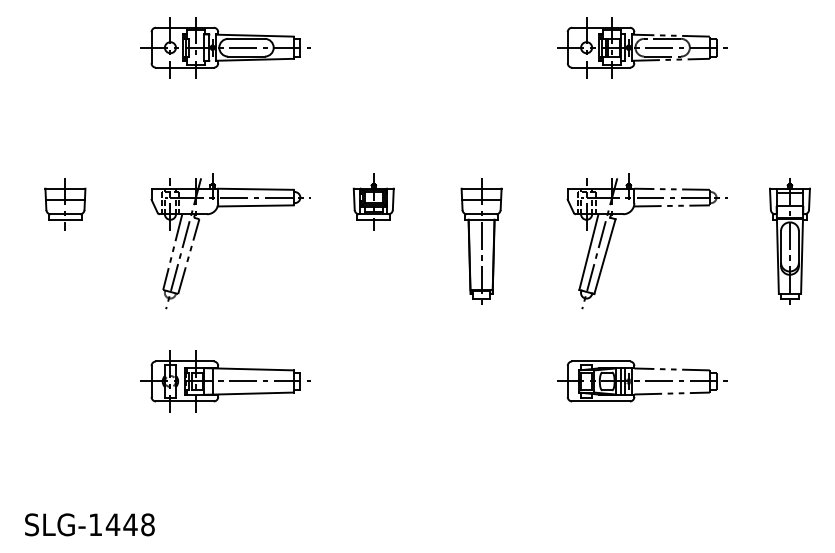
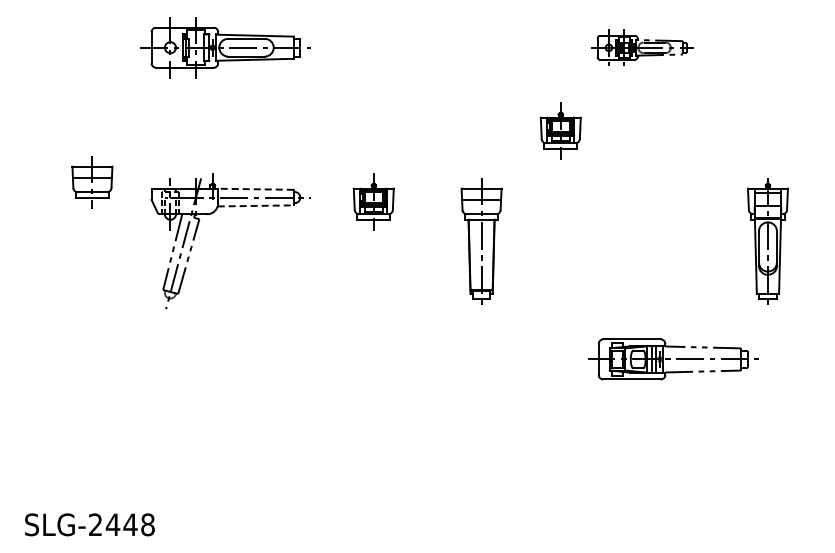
part size: 171x62 px -> 103x37 px (642, 47)
part: none -> present (560, 130)
line: solid -> dashed (255, 189)
part position: (65, 204) -> (92, 182) (92, 182)
line: solid -> dashed (256, 205)
part: present -> none (629, 213)
part position: (789, 241) -> (767, 241) (767, 241)
part: present -> none (225, 381)
part position: (642, 381) -> (673, 359) (673, 359)
text: SLG-1448 -> SLG-2448 (95, 524)
